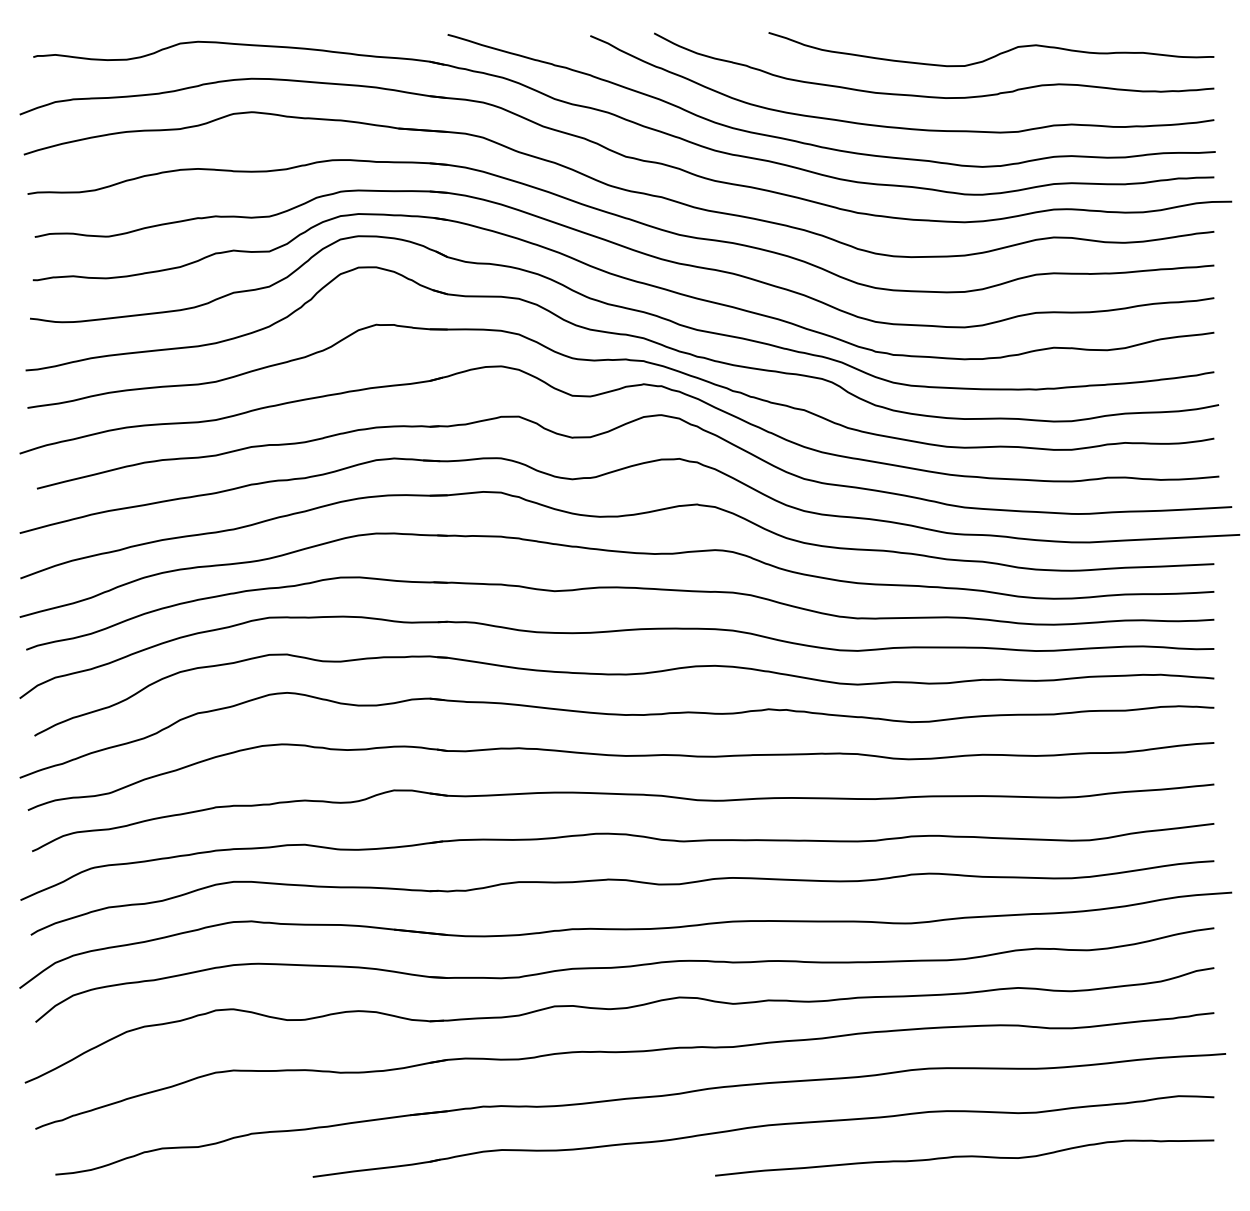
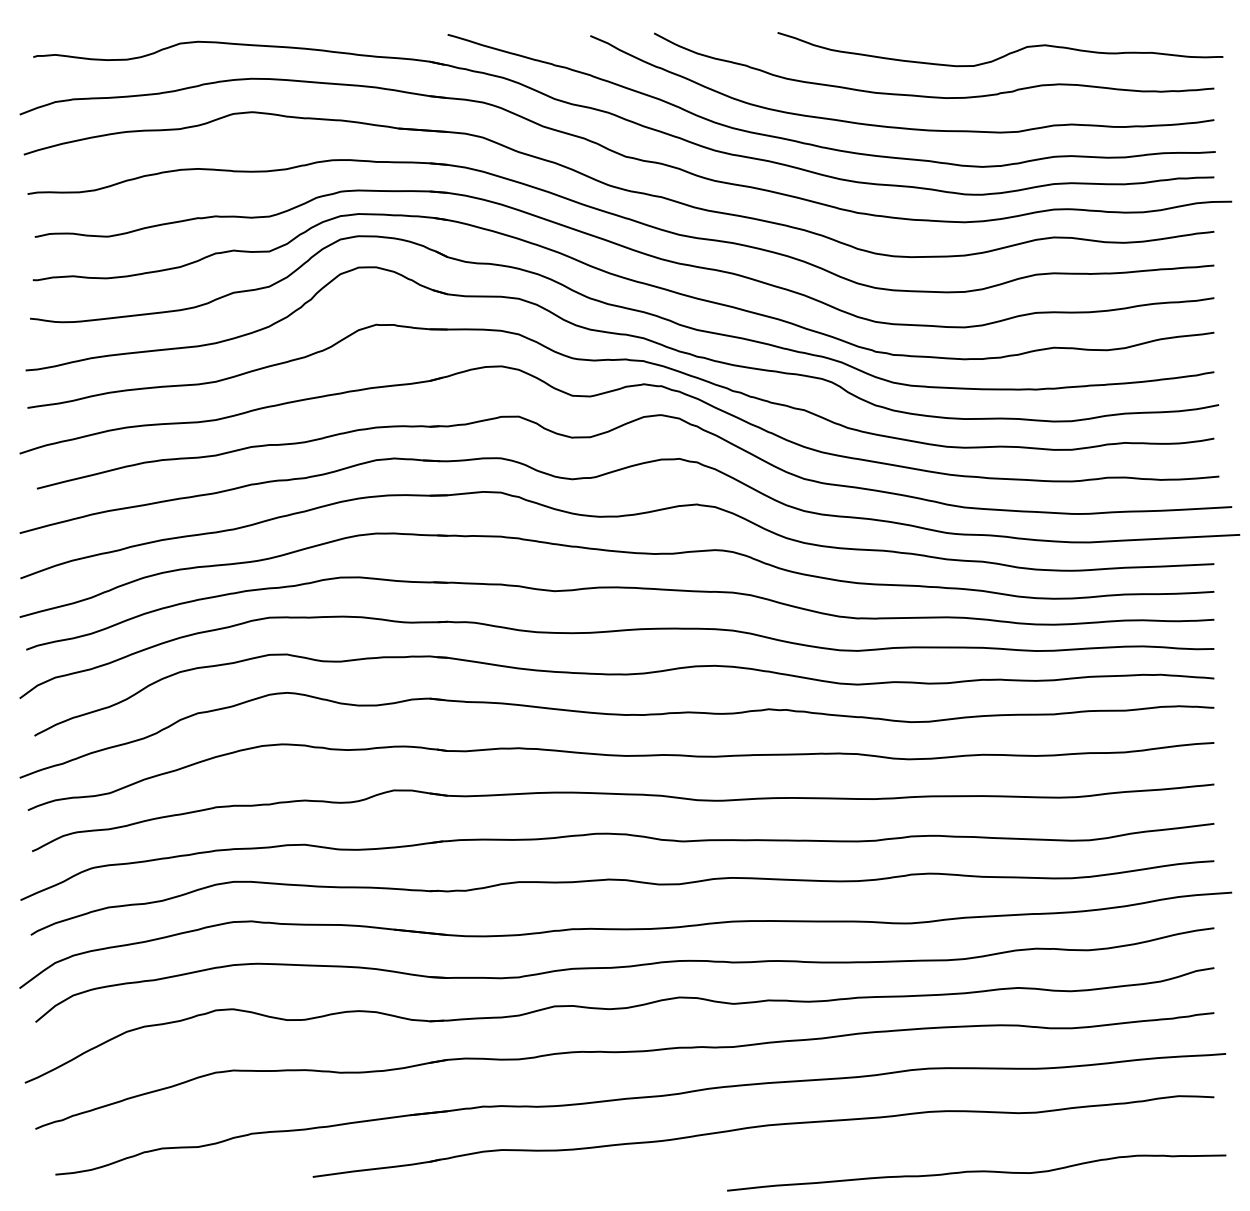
curve position: (994, 55) -> (1003, 55) (1003, 55)
curve position: (964, 1157) -> (976, 1172) (976, 1172)
